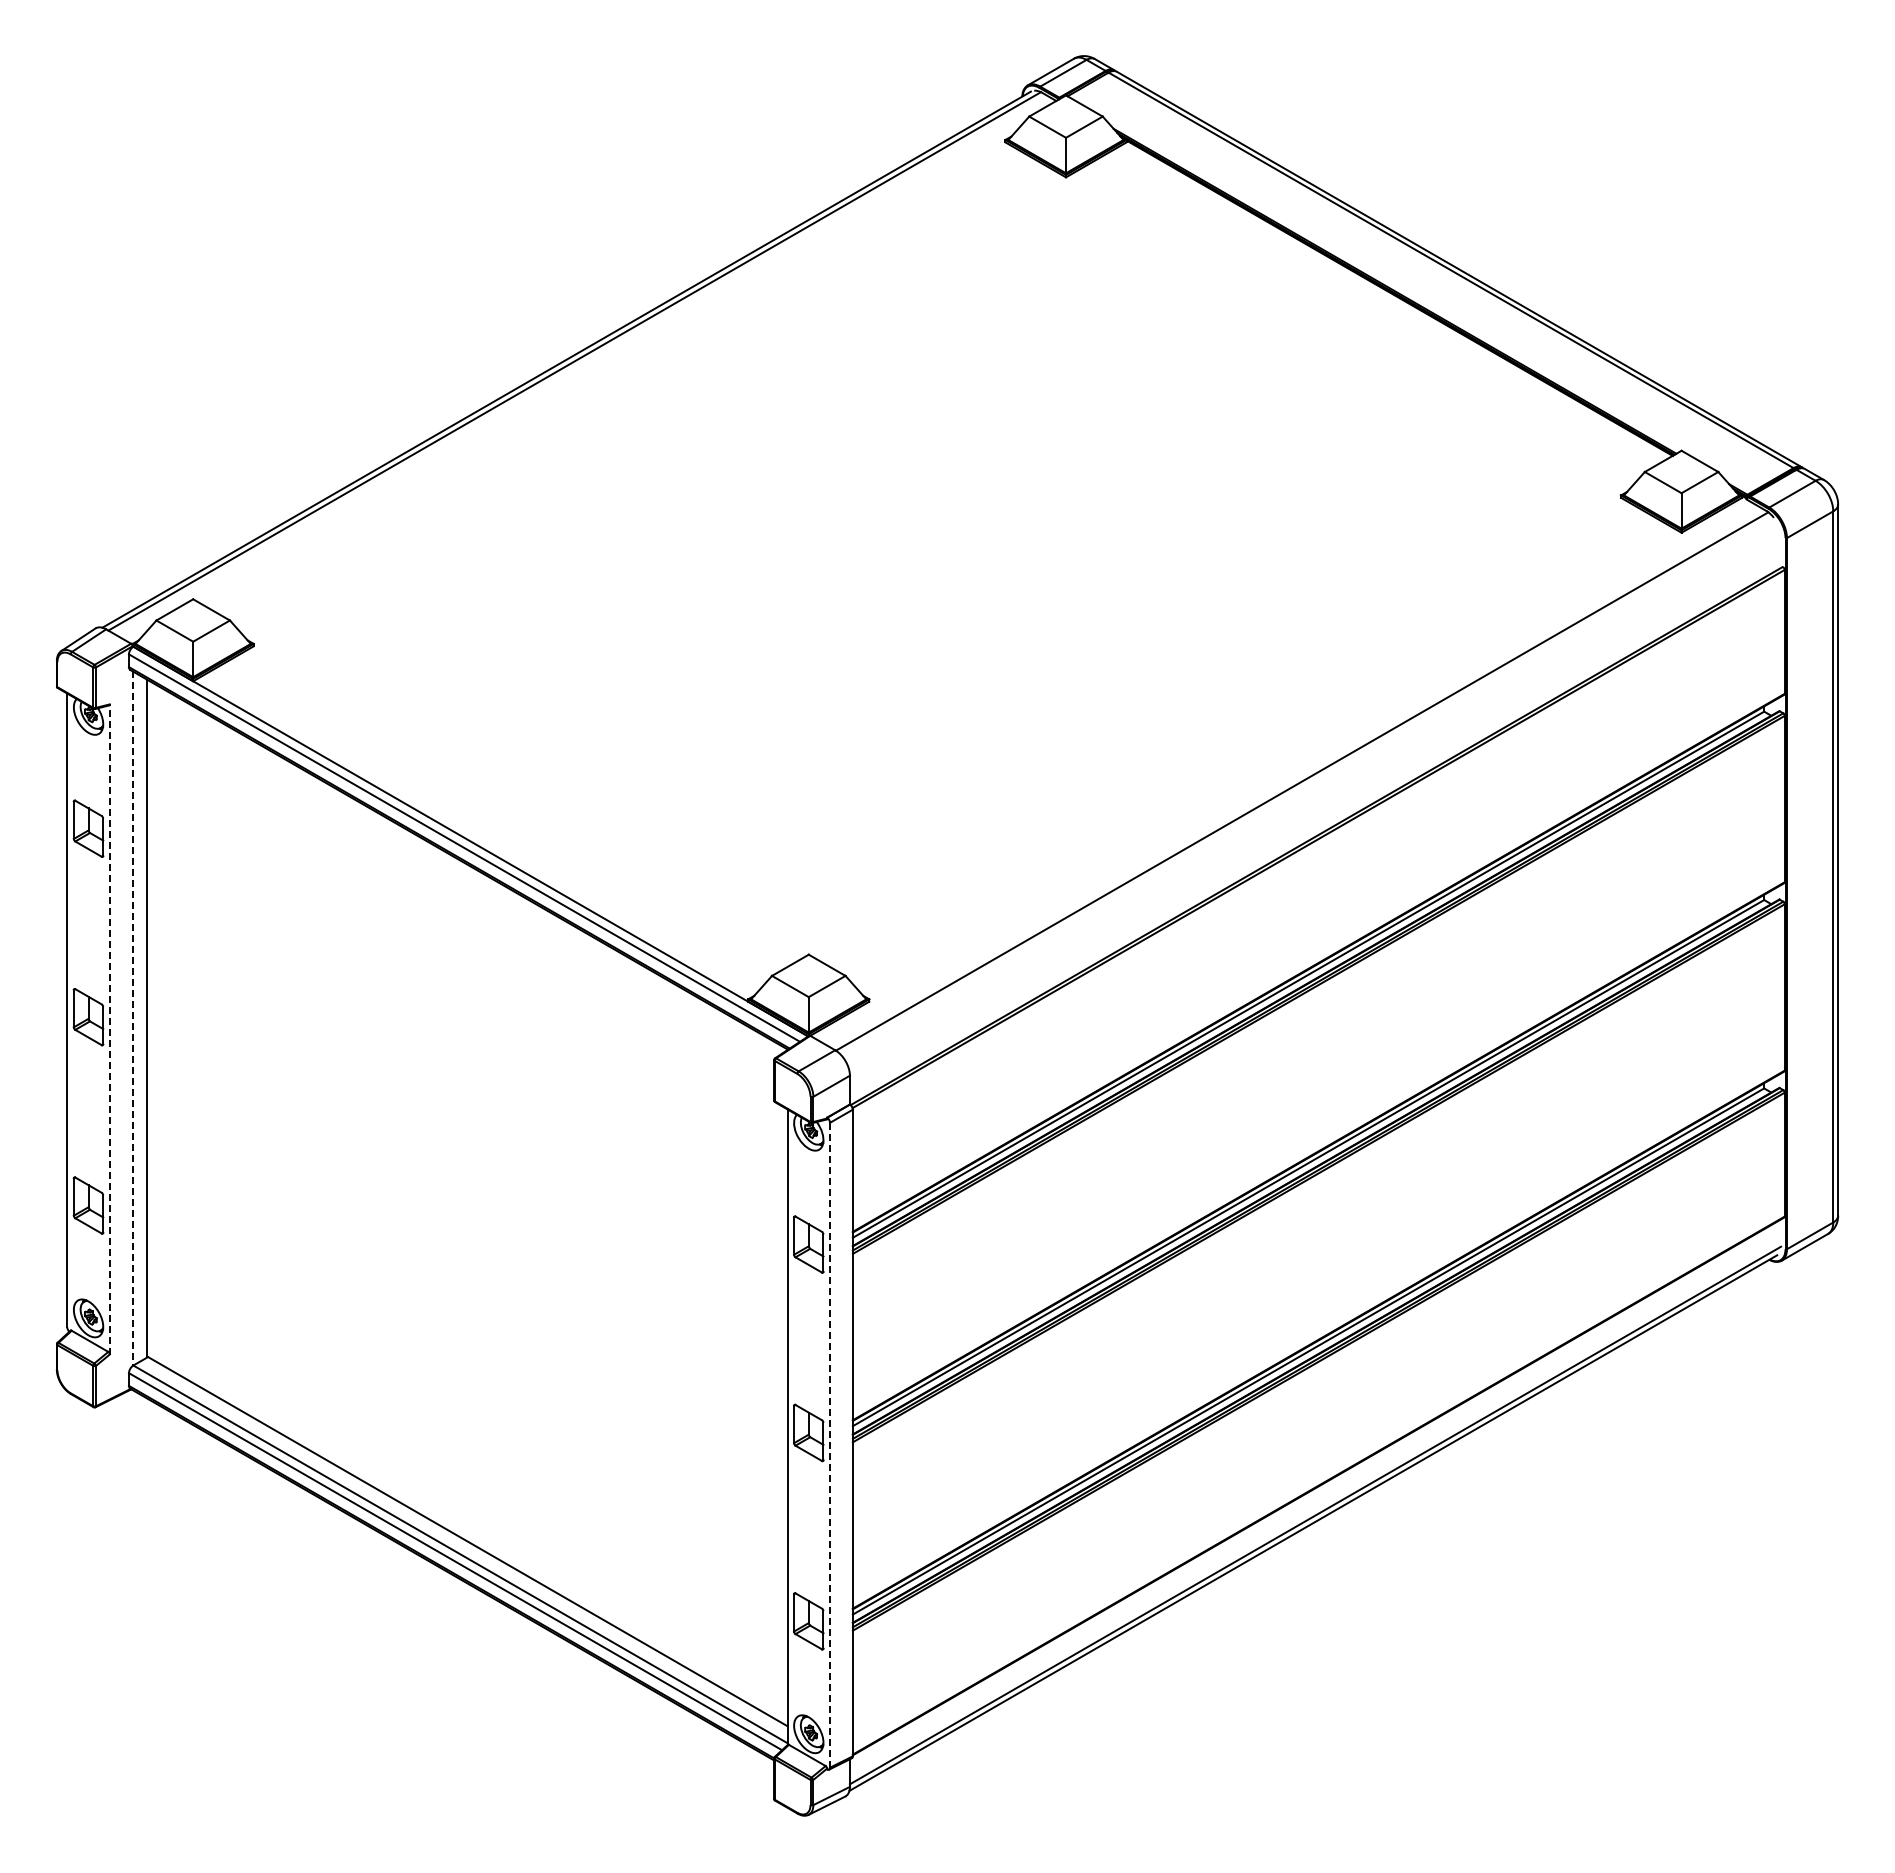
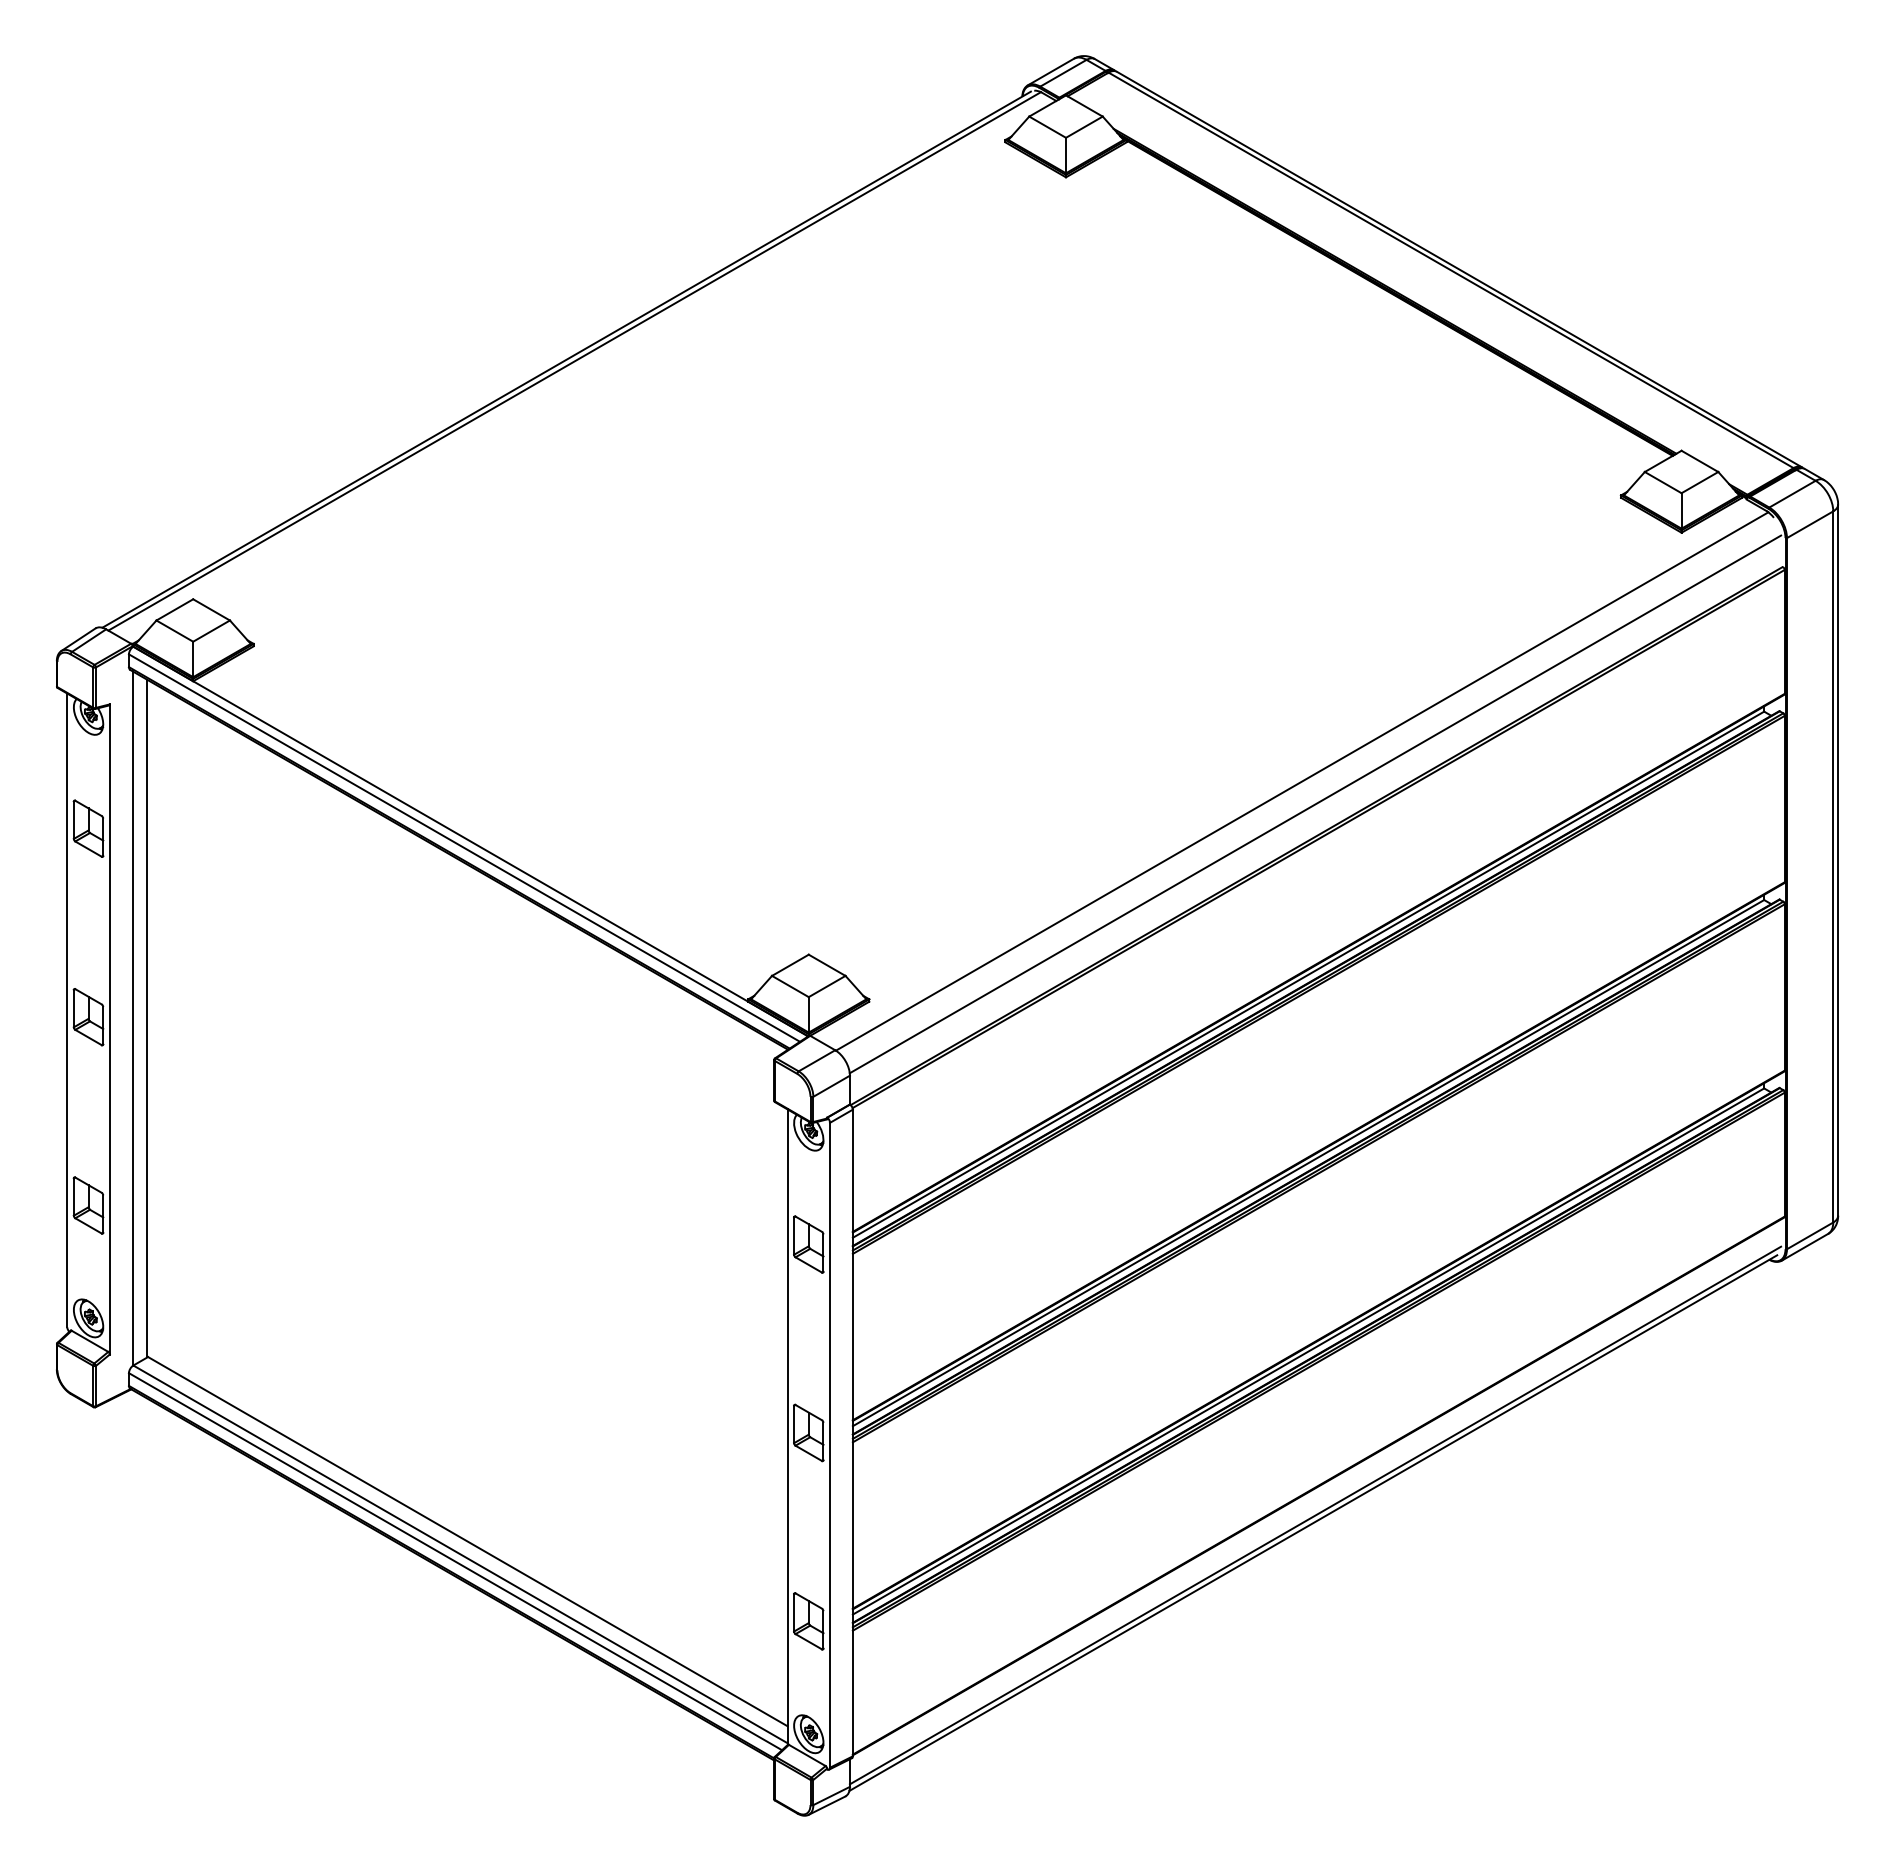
line: none -> present (1315, 804)
line: dashed -> solid (132, 1019)
line: dashed -> solid (109, 1028)
line: dashed -> solid (830, 1445)
